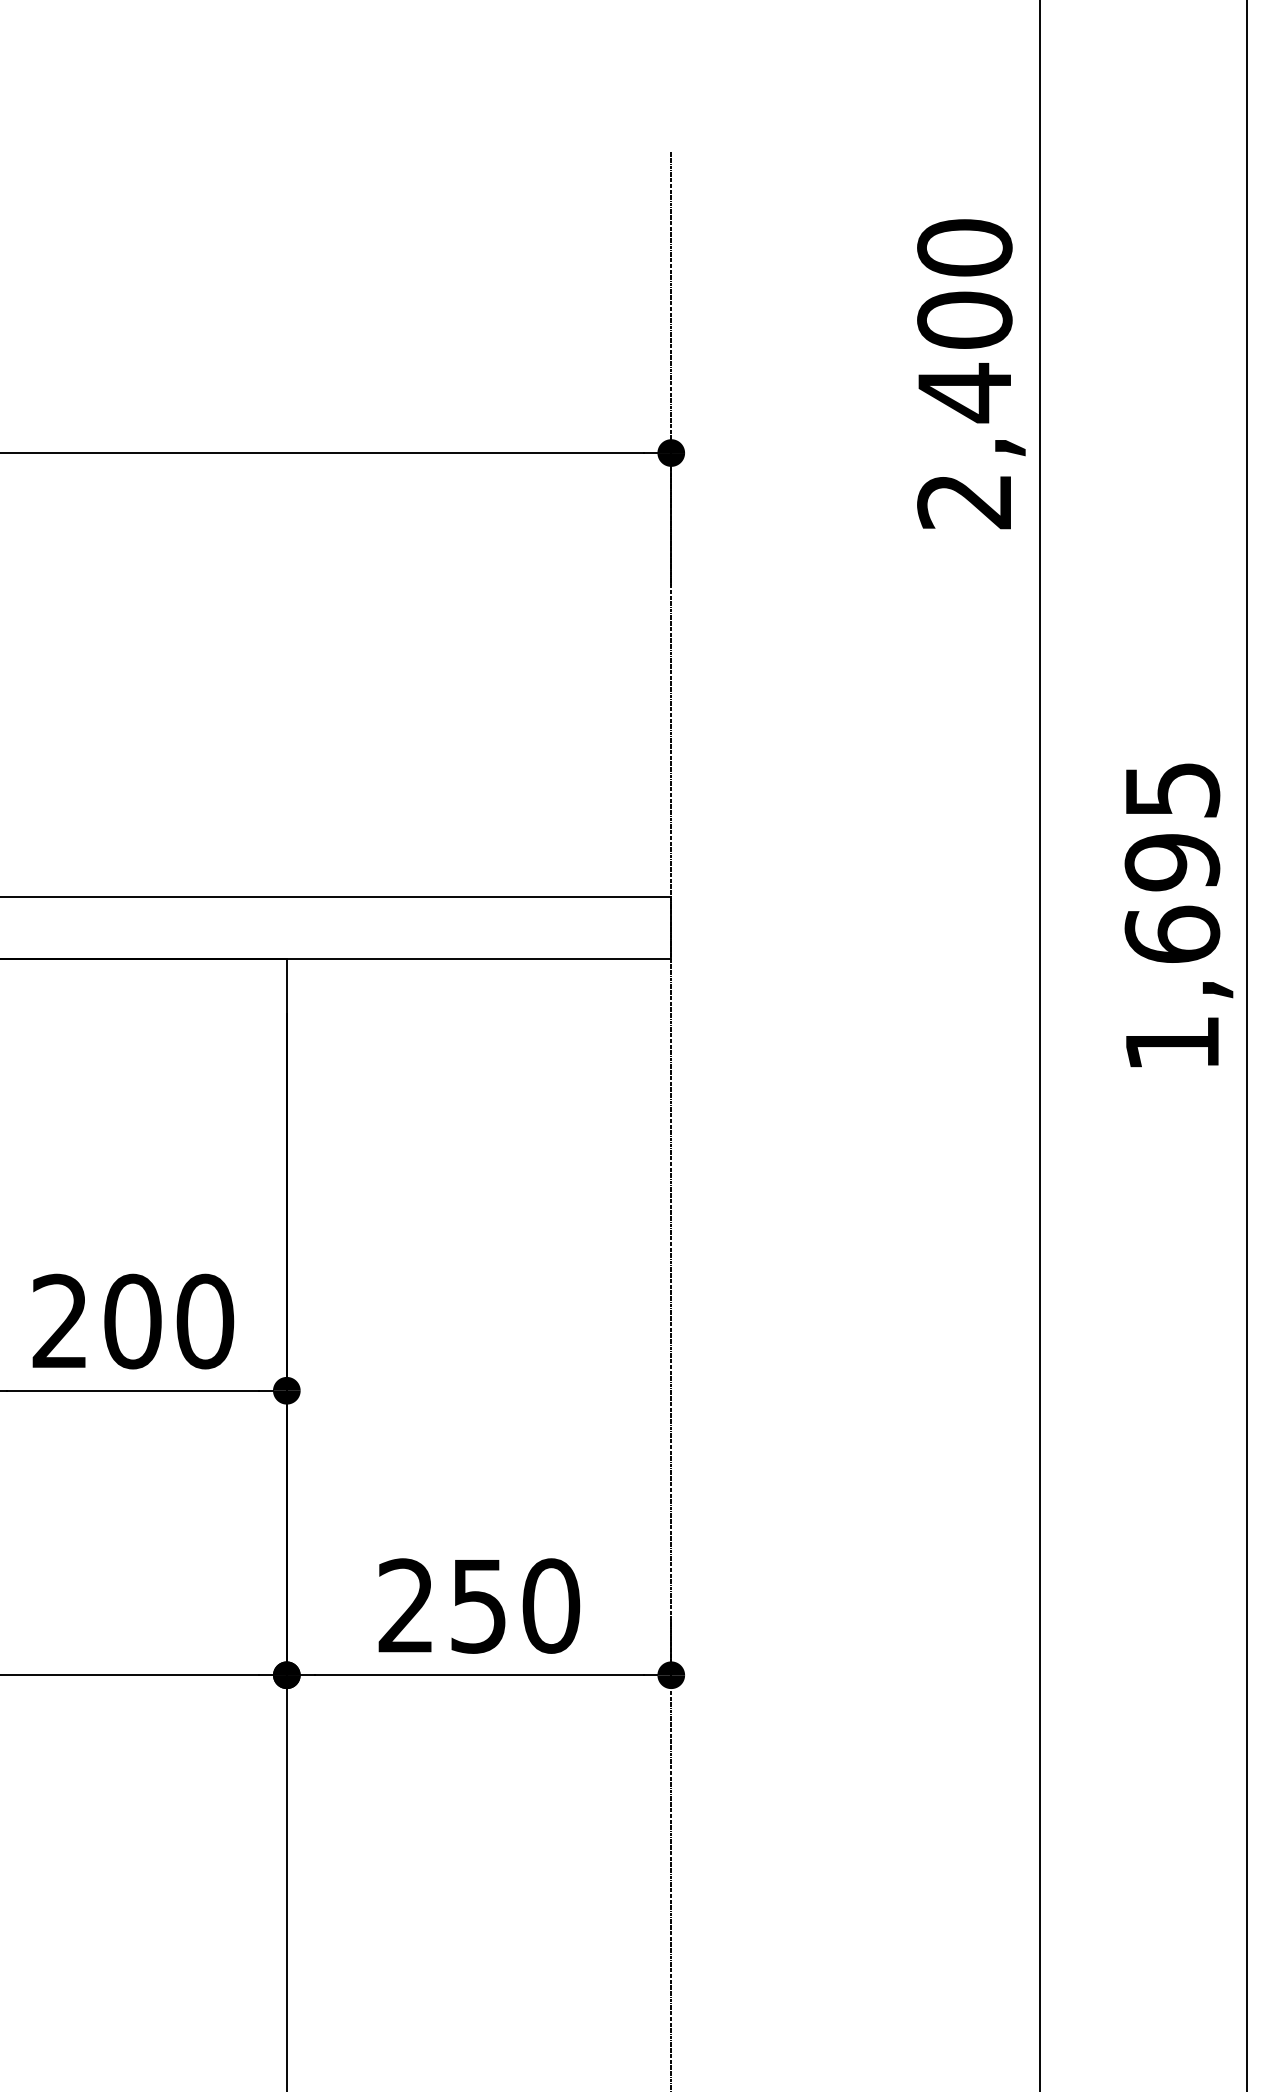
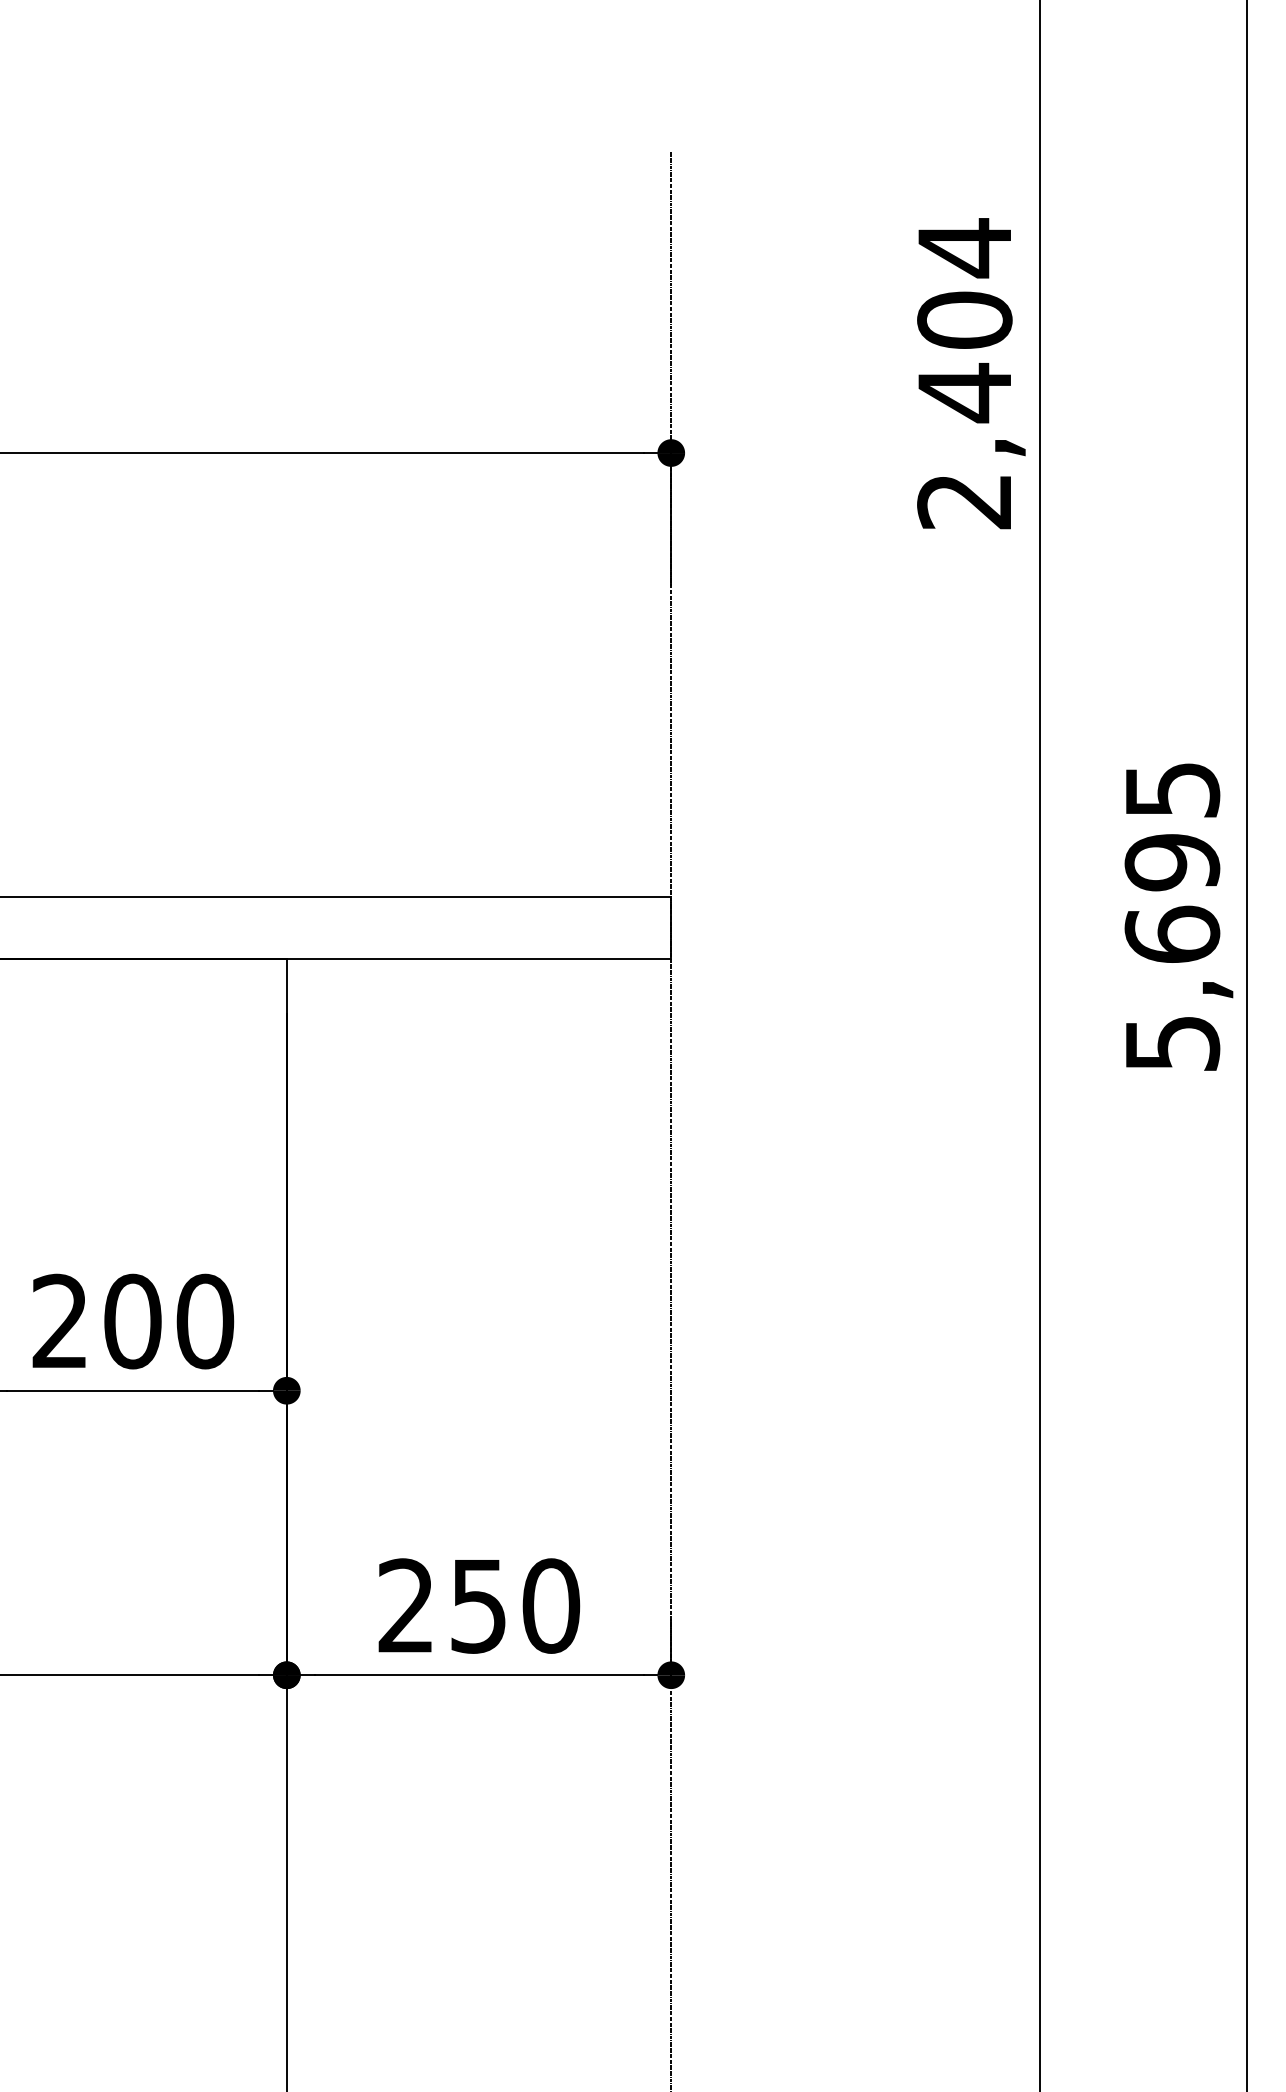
text: 2,400 -> 2,404 (964, 248)
text: 1,695 -> 5,695 (1173, 1043)
